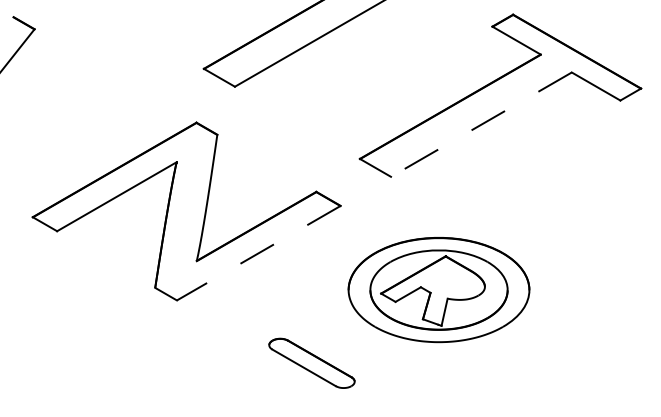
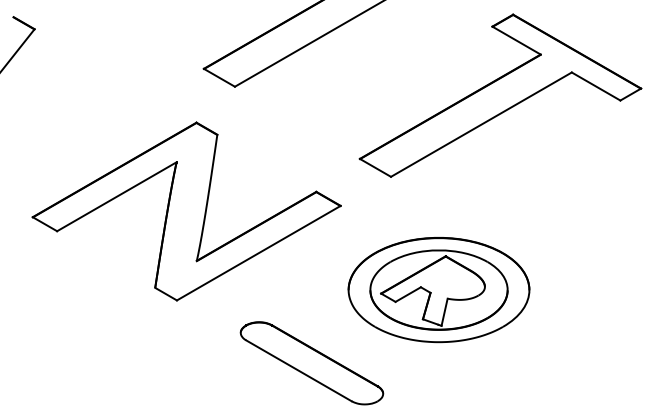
line: dashed -> solid (480, 124)
line: dashed -> solid (258, 253)
part size: 88x52 px -> 146x85 px (311, 363)
